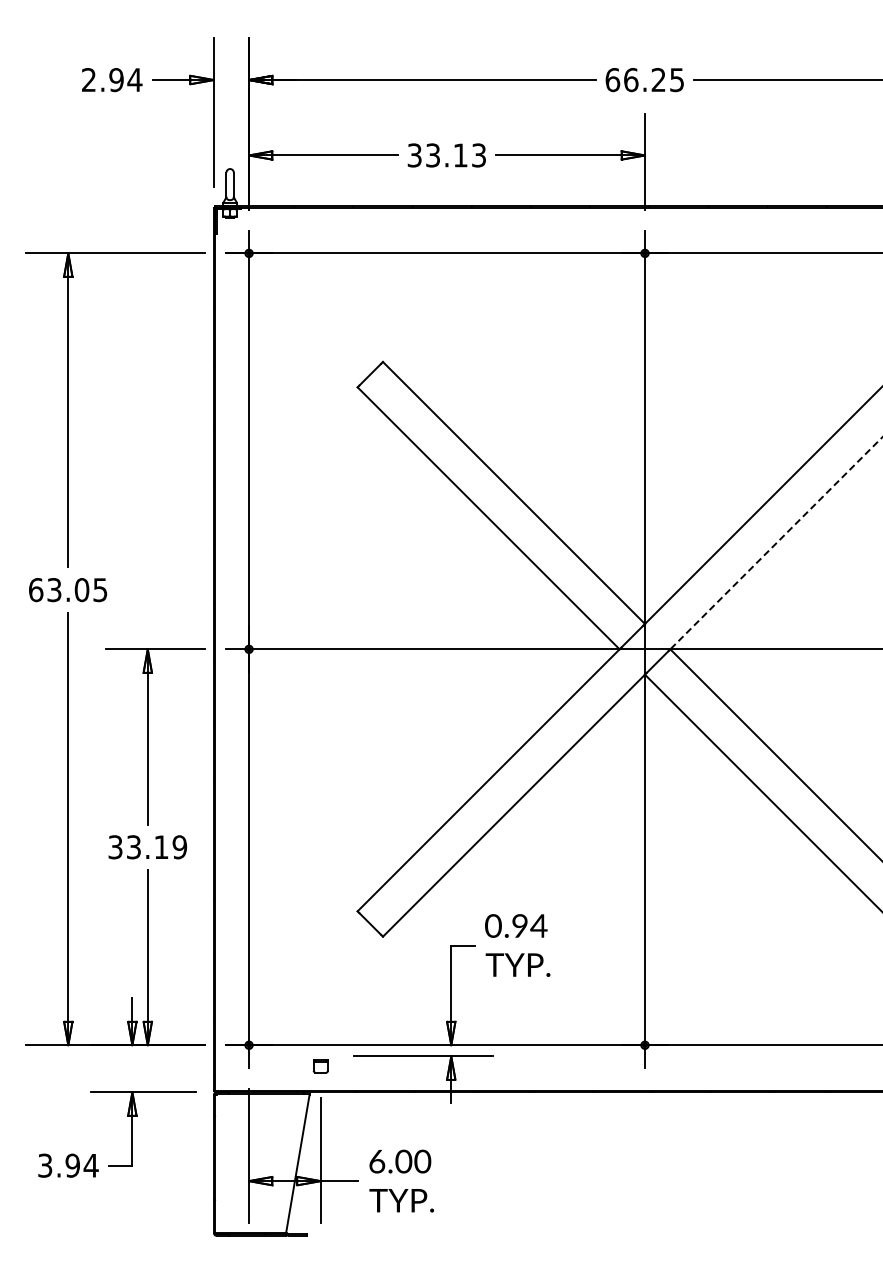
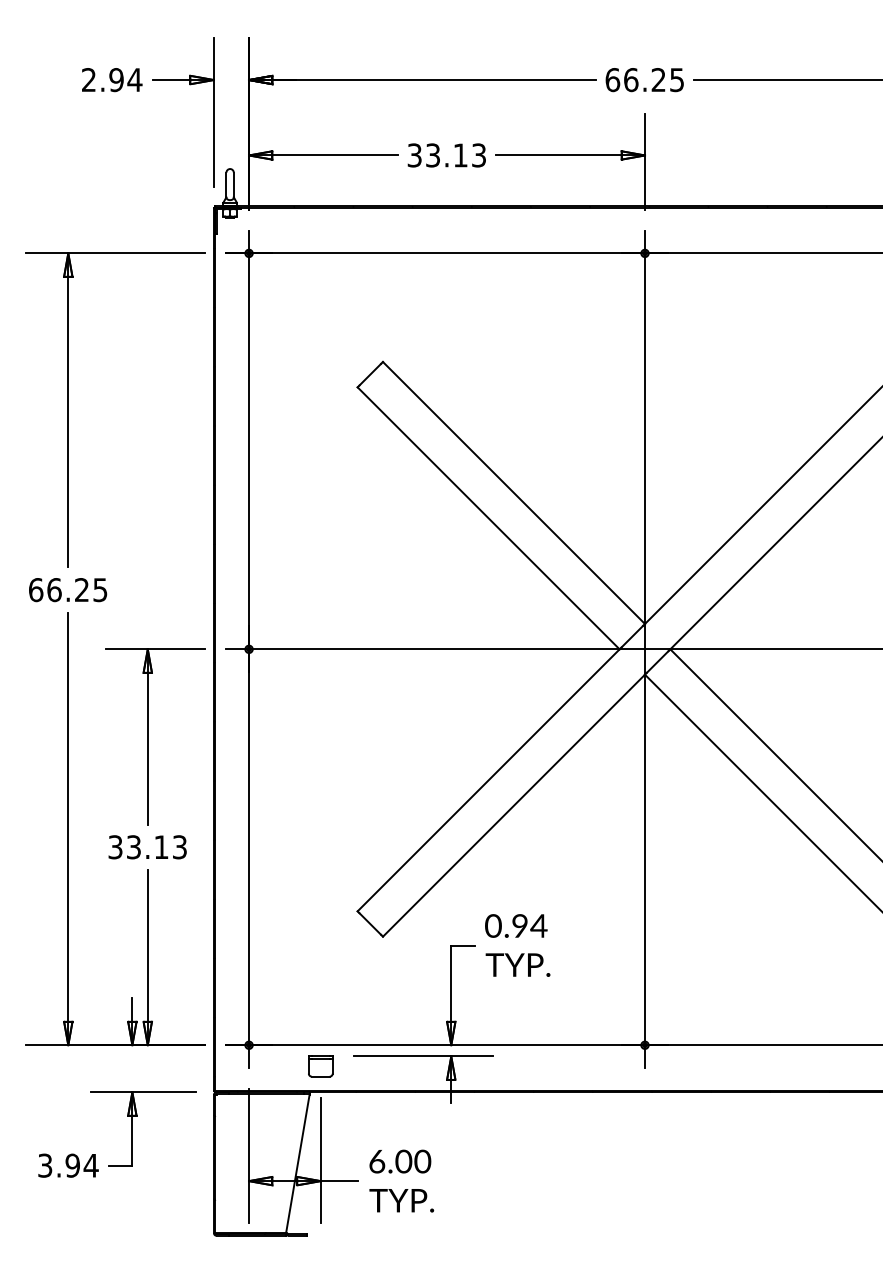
line: dashed -> solid (776, 543)
text: 63.05 -> 66.25 (68, 590)
text: 33.19 -> 33.13 (179, 847)
part size: 17x15 px -> 26x23 px (320, 1066)
